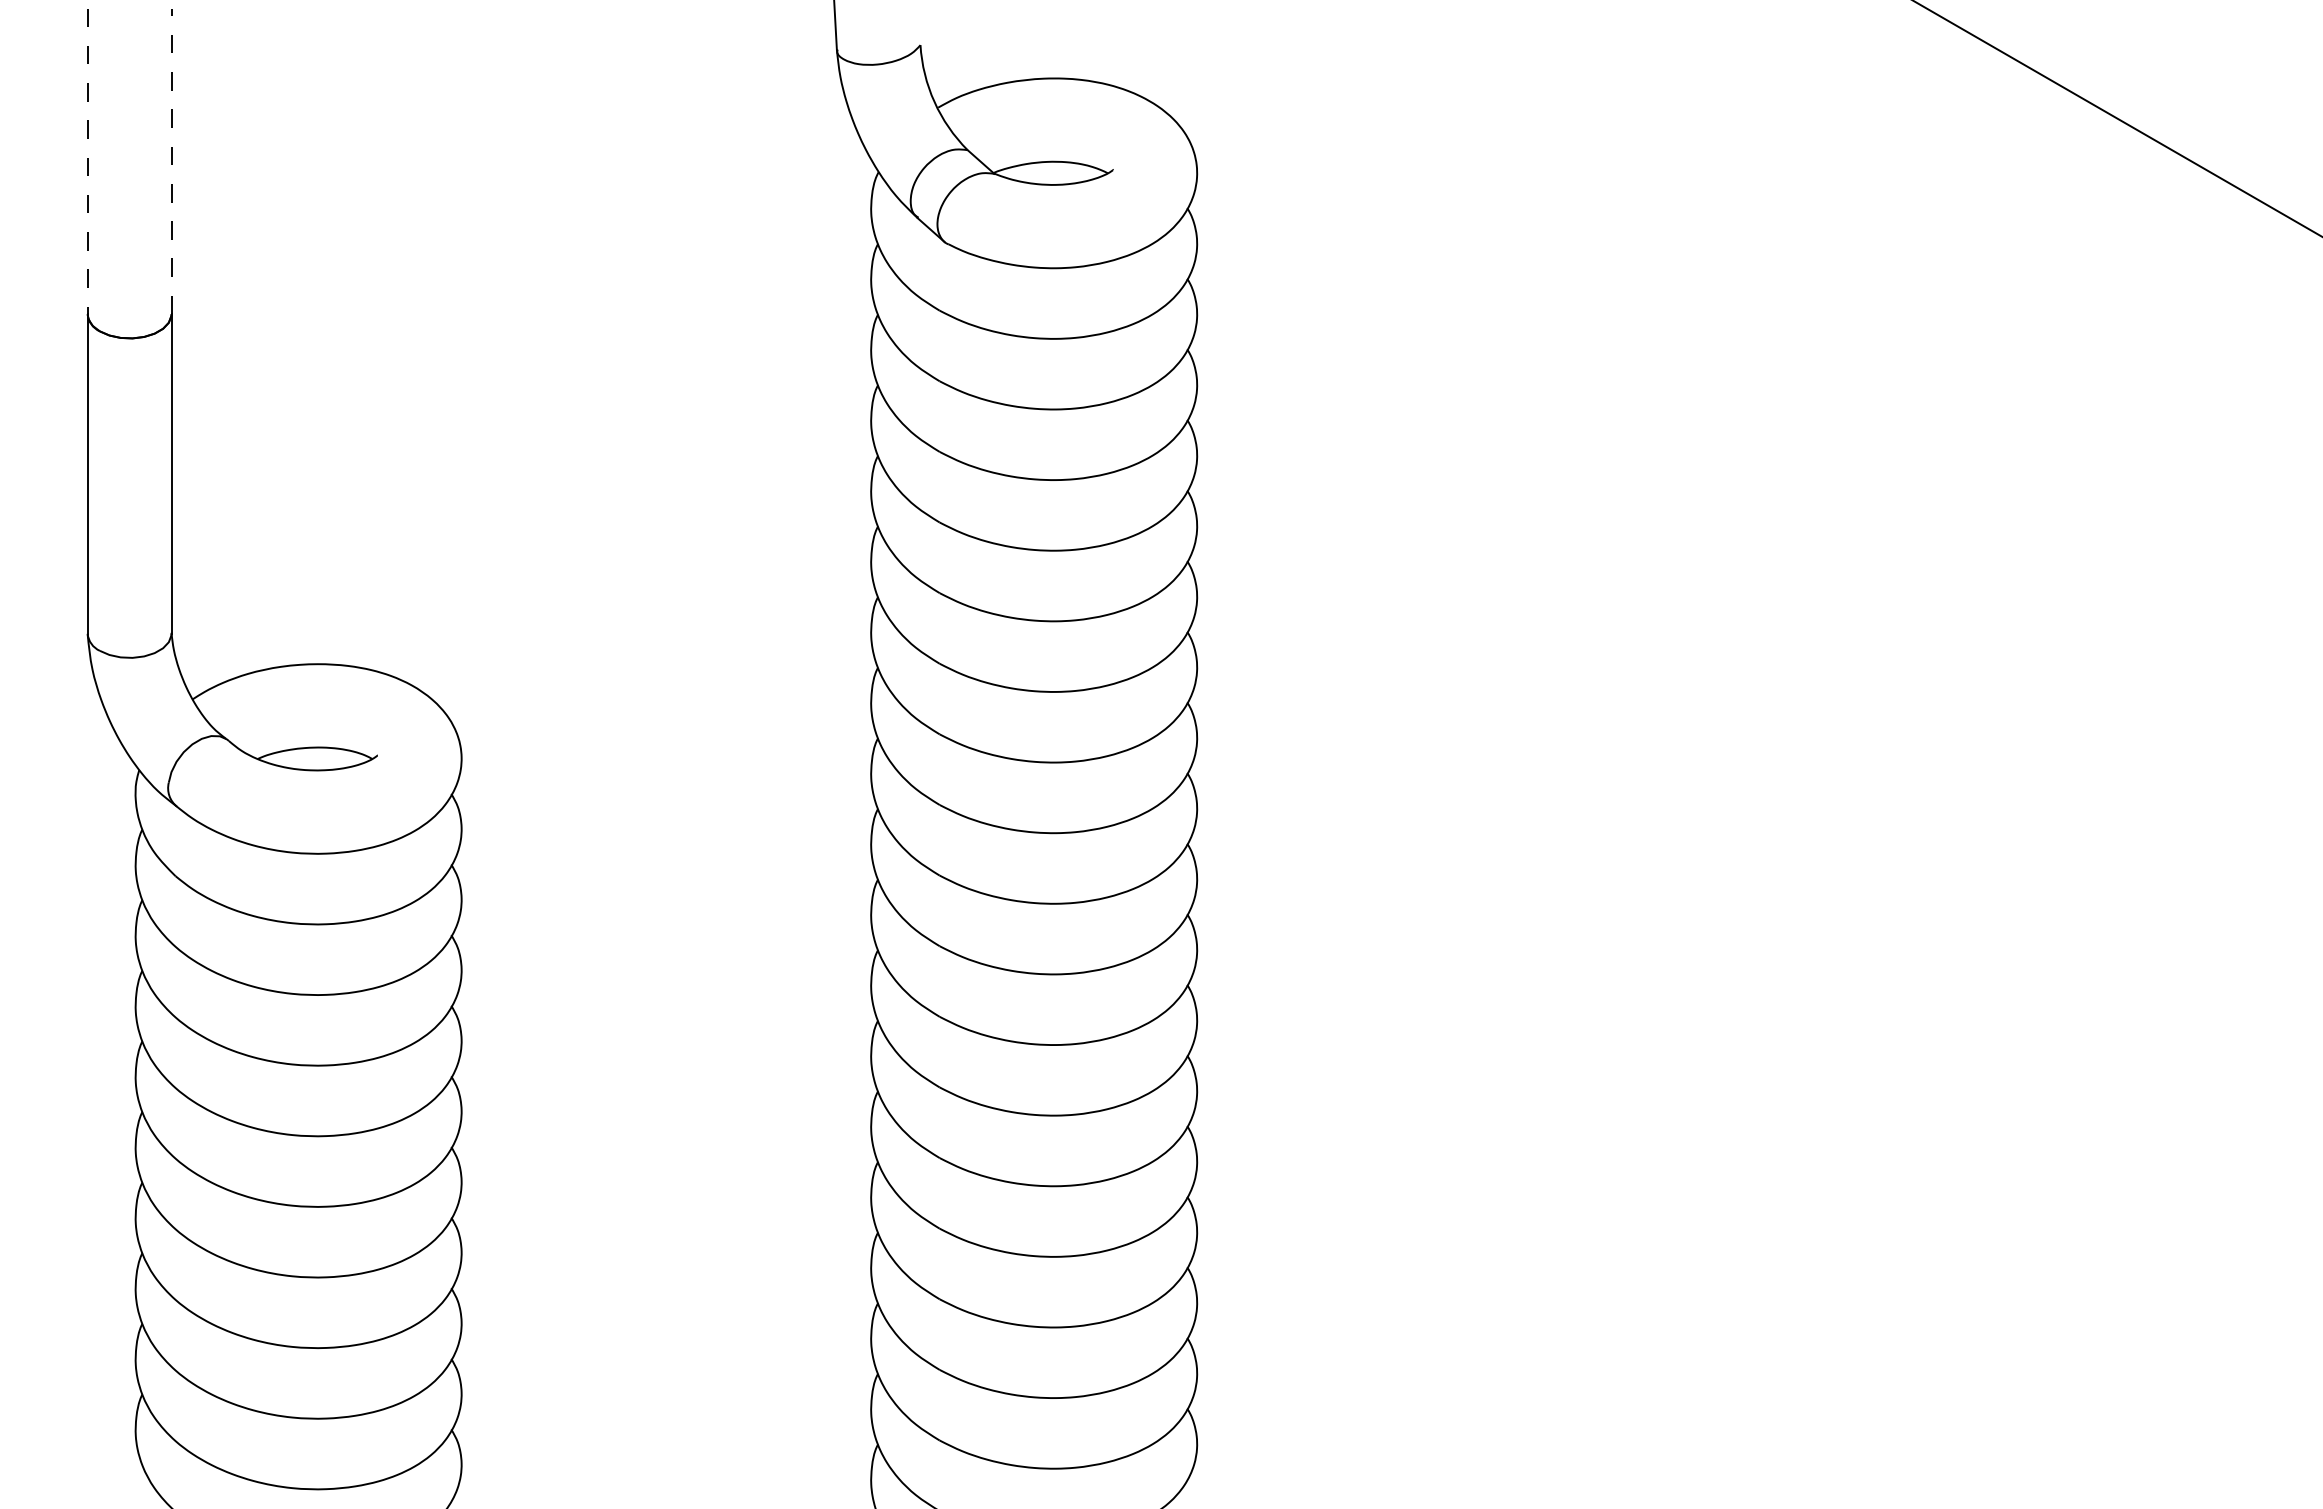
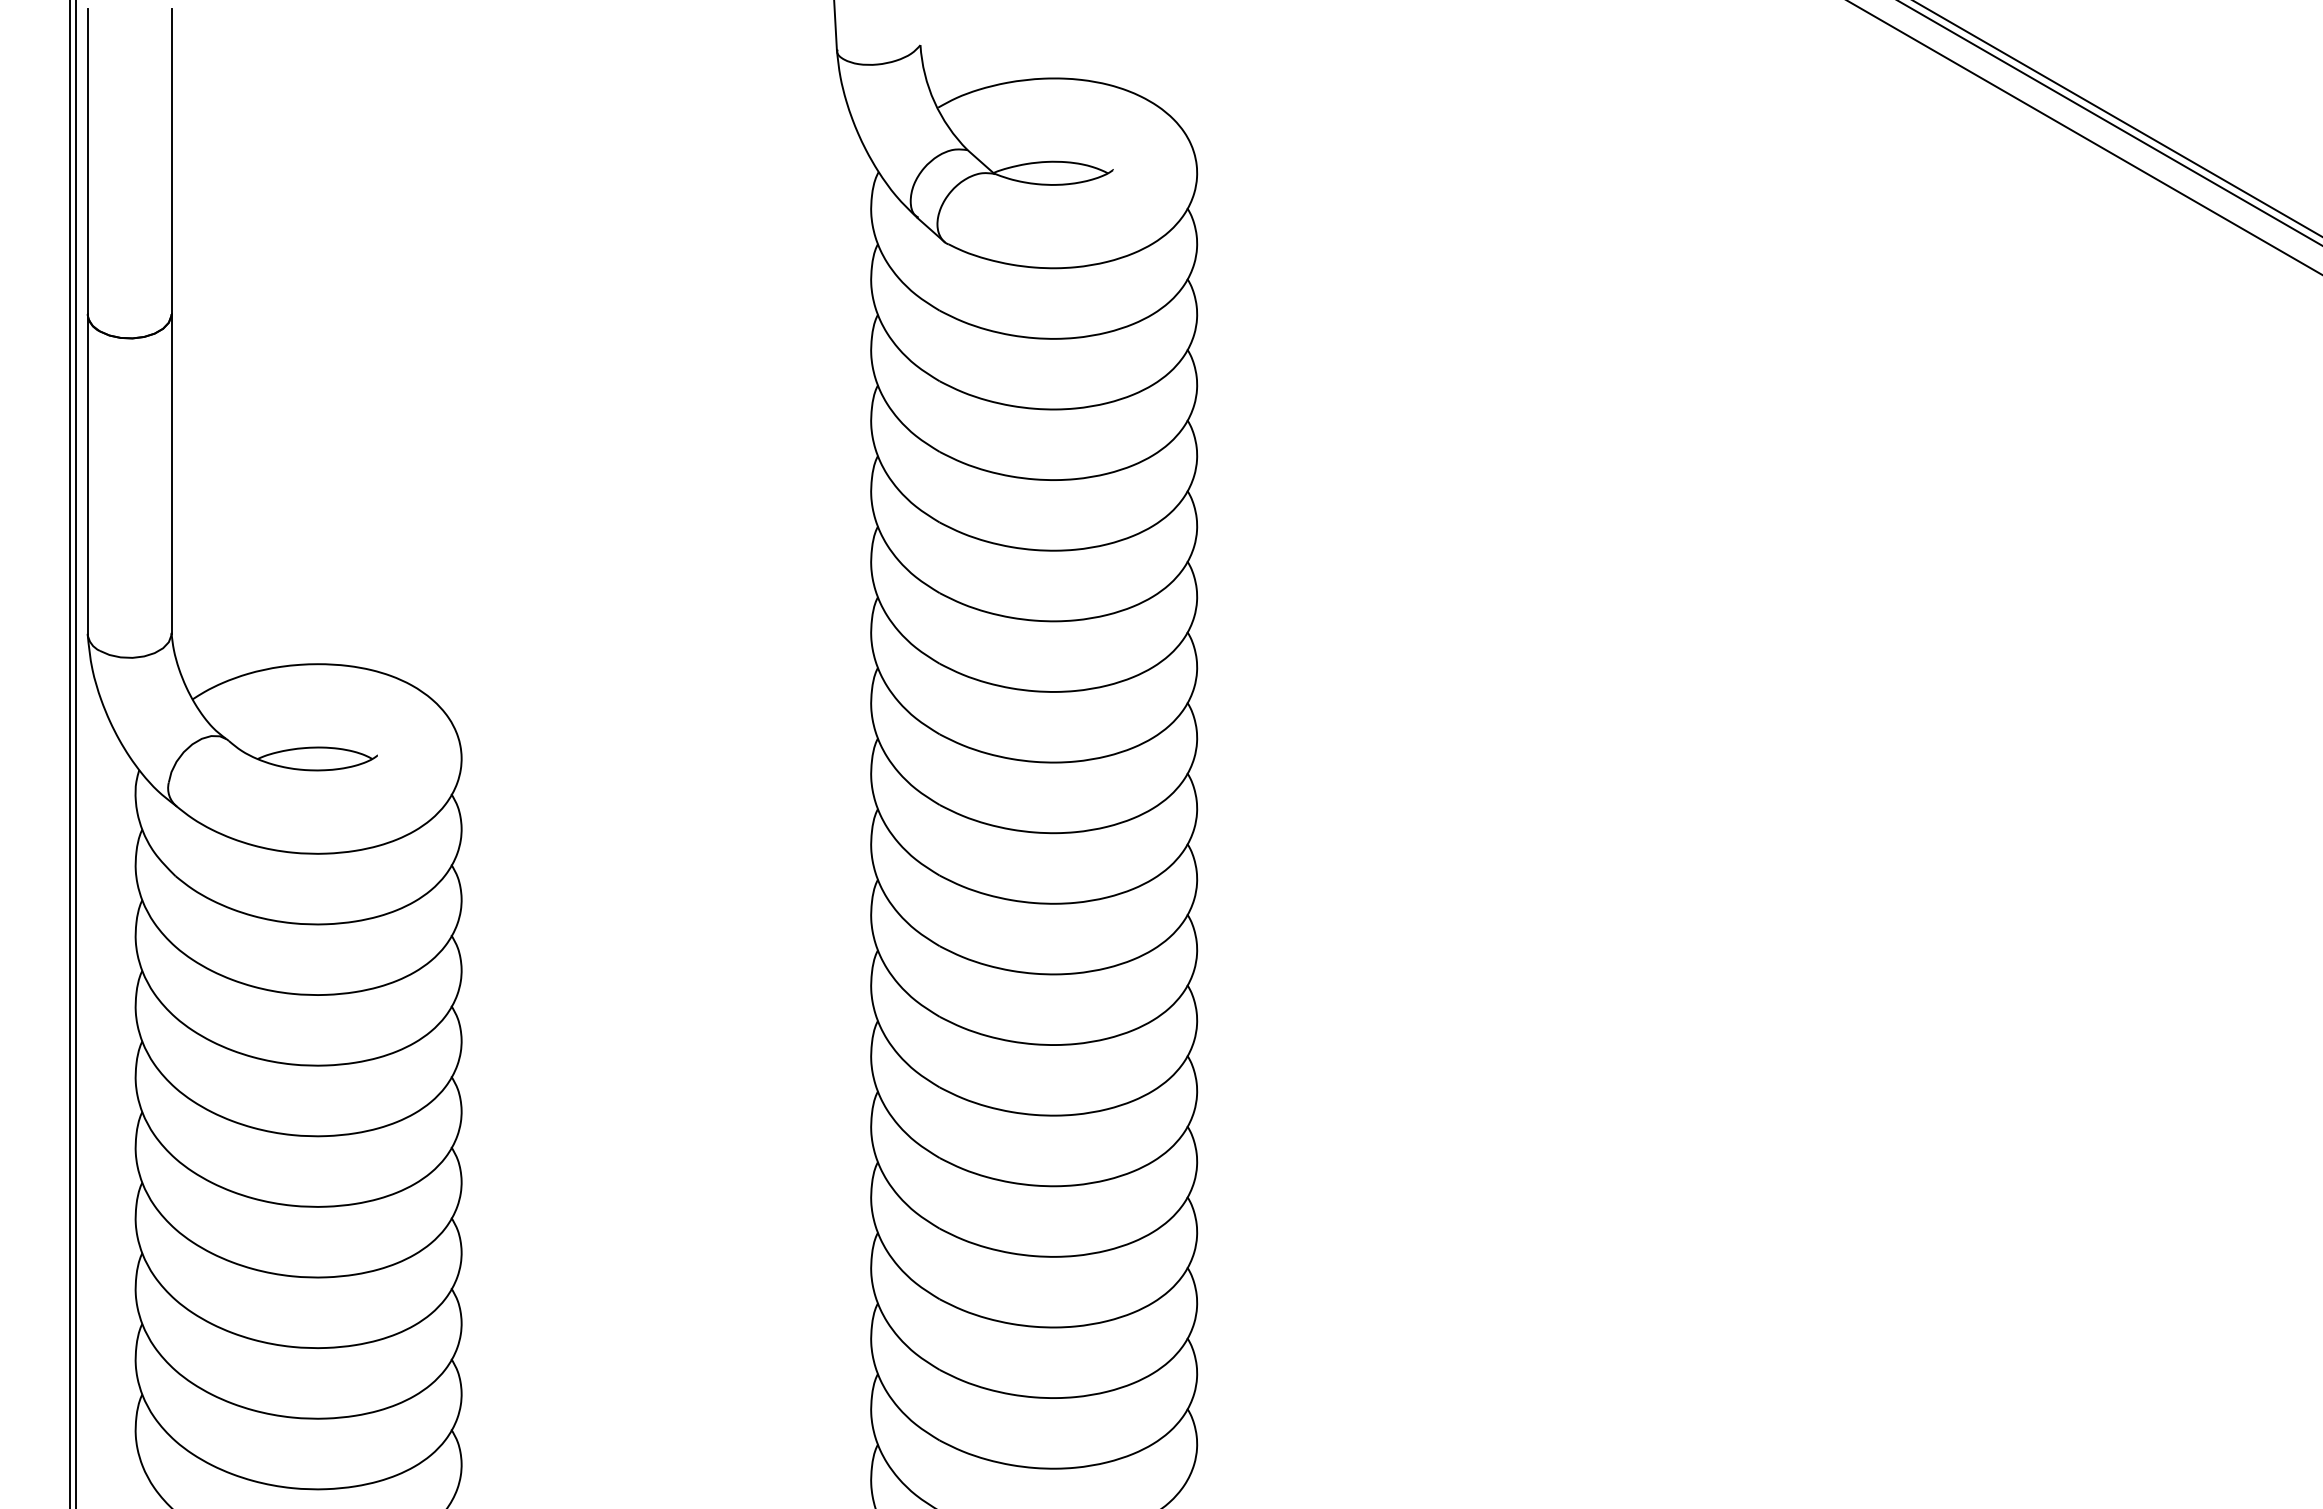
line: none -> present (2109, 123)
line: none -> present (2084, 137)
line: dashed -> solid (87, 161)
line: dashed -> solid (171, 161)
line: none -> present (69, 753)
line: none -> present (76, 753)
